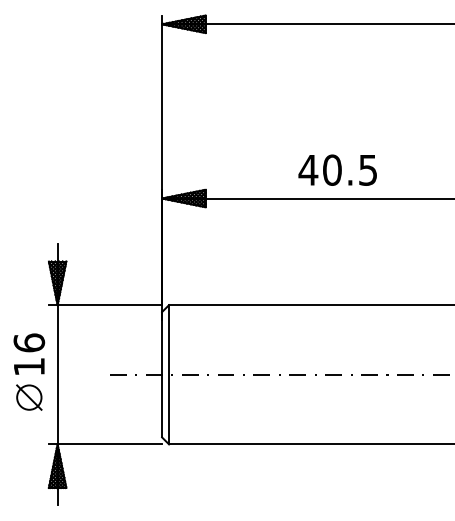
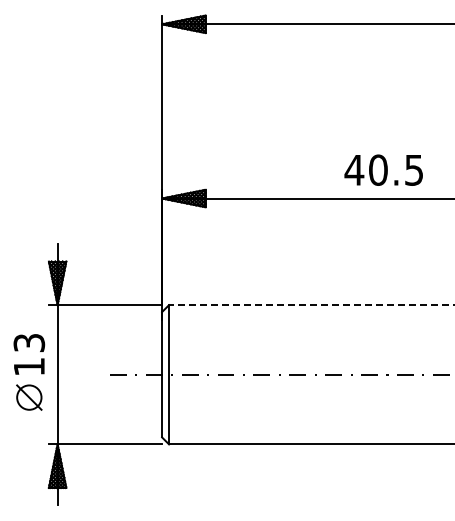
text position: (337, 169) -> (383, 169) (383, 169)
line: solid -> dashed (311, 305)
text: 16 -> 13 (29, 342)
